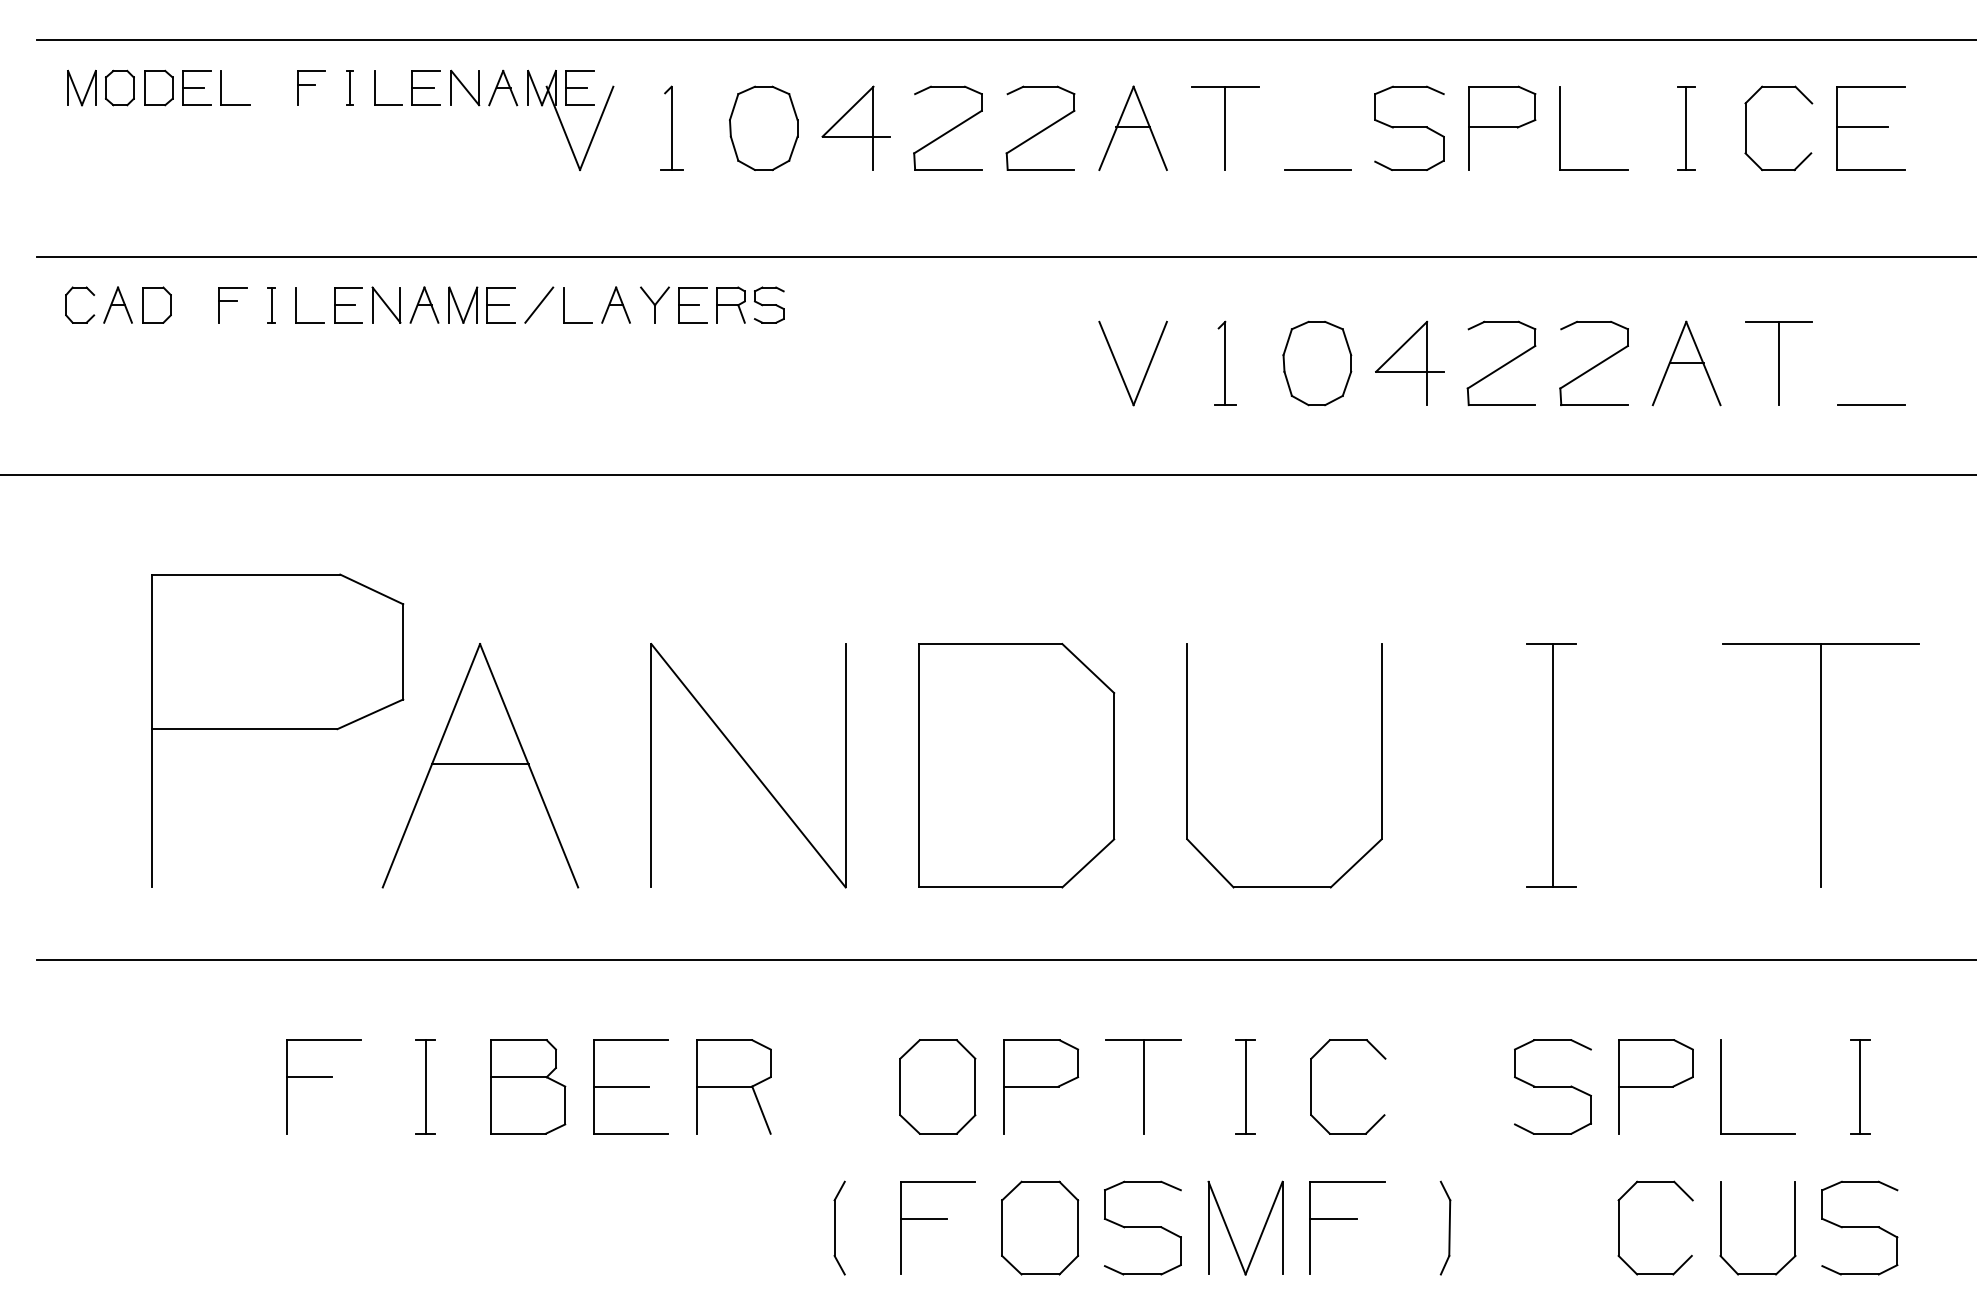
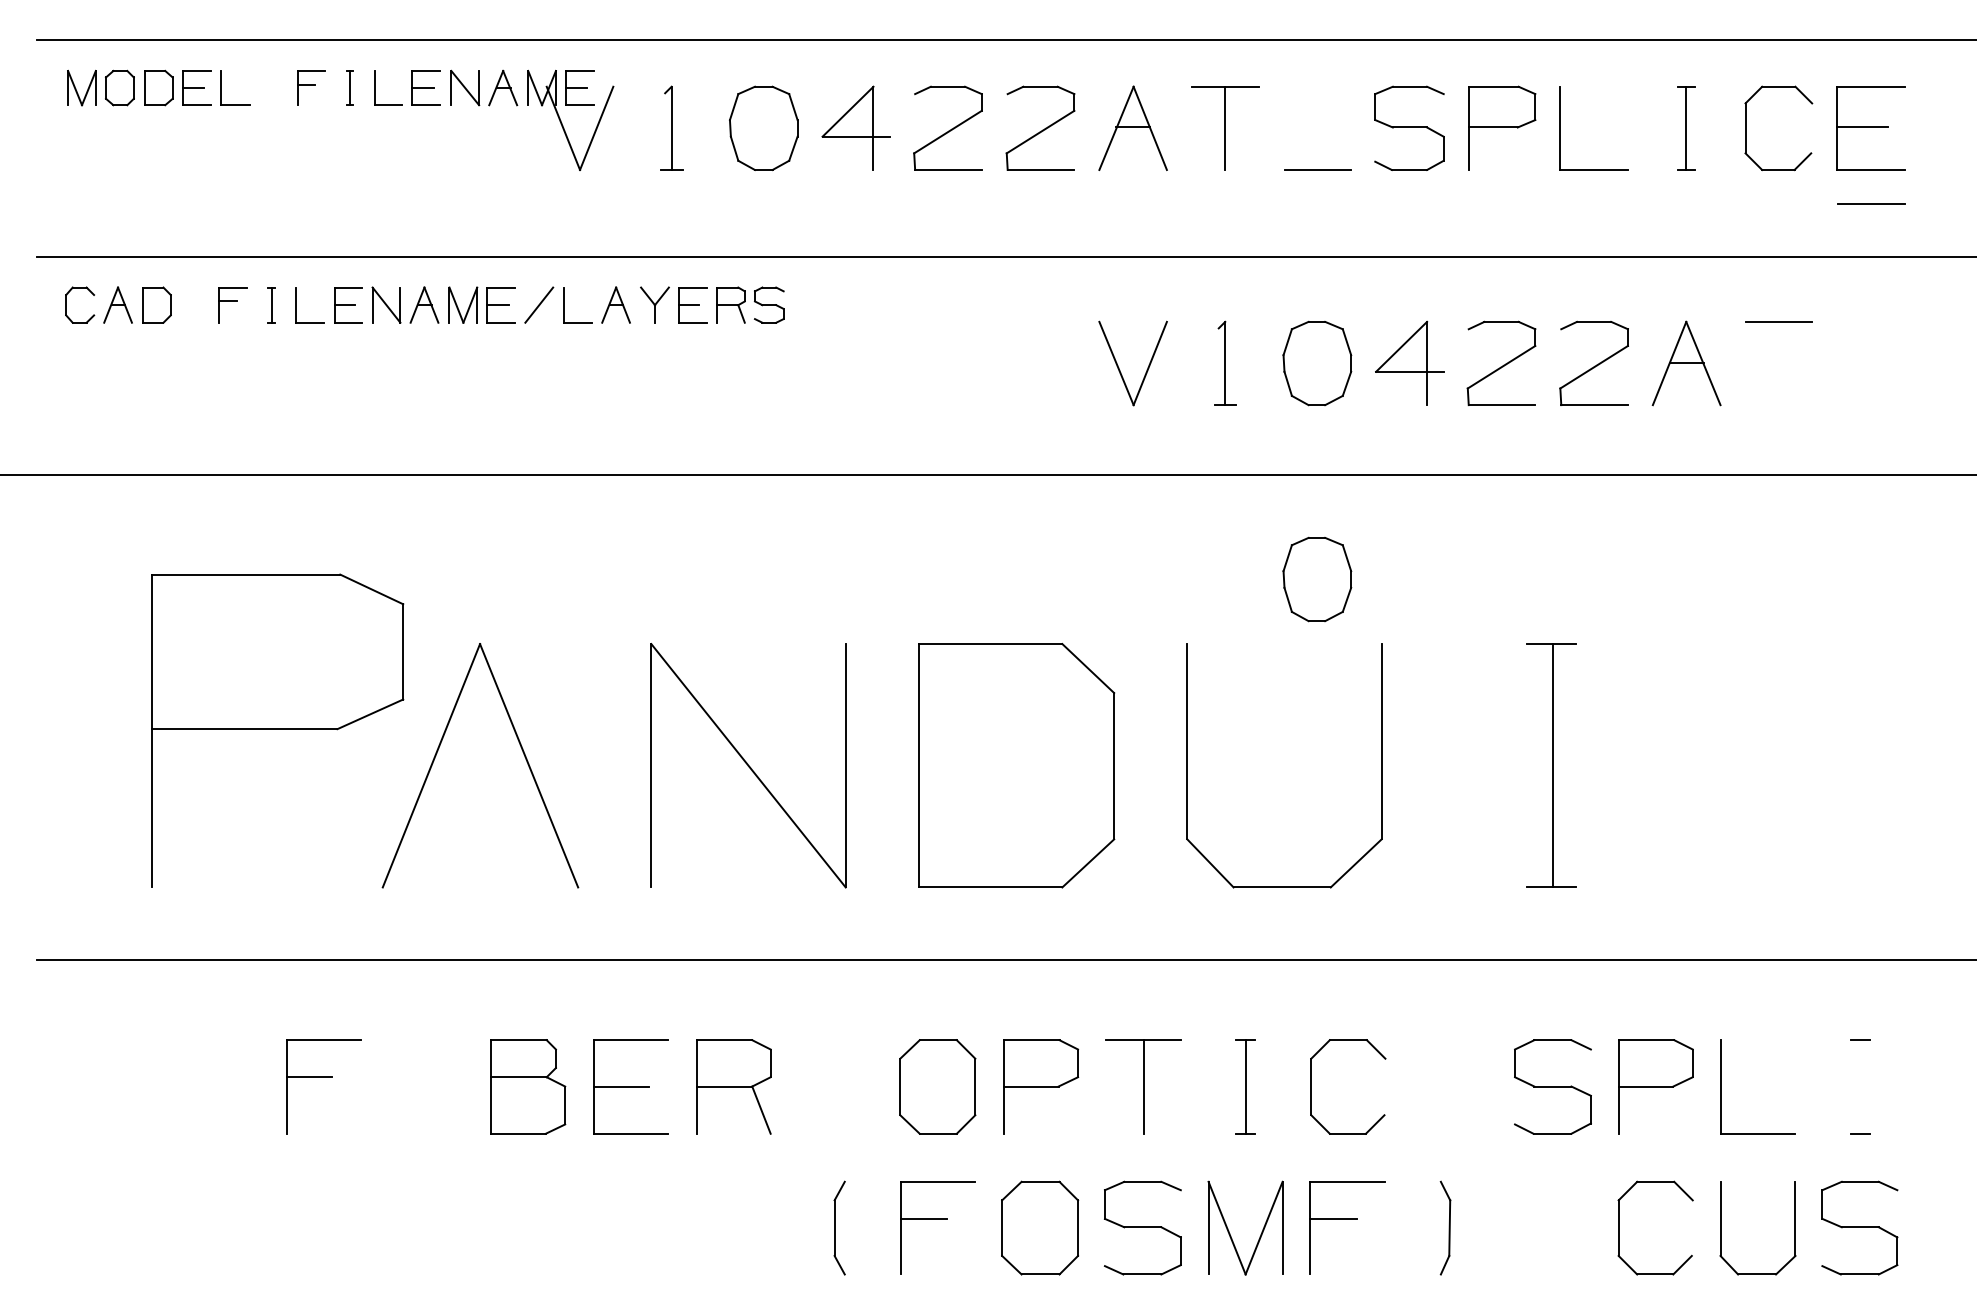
line: present -> none (1778, 363)
line position: (1871, 404) -> (1871, 203) (1871, 203)
part: none -> present (1317, 579)
line: present -> none (480, 764)
part: present -> none (1820, 765)
part: present -> none (425, 1086)
line: present -> none (1860, 1086)
